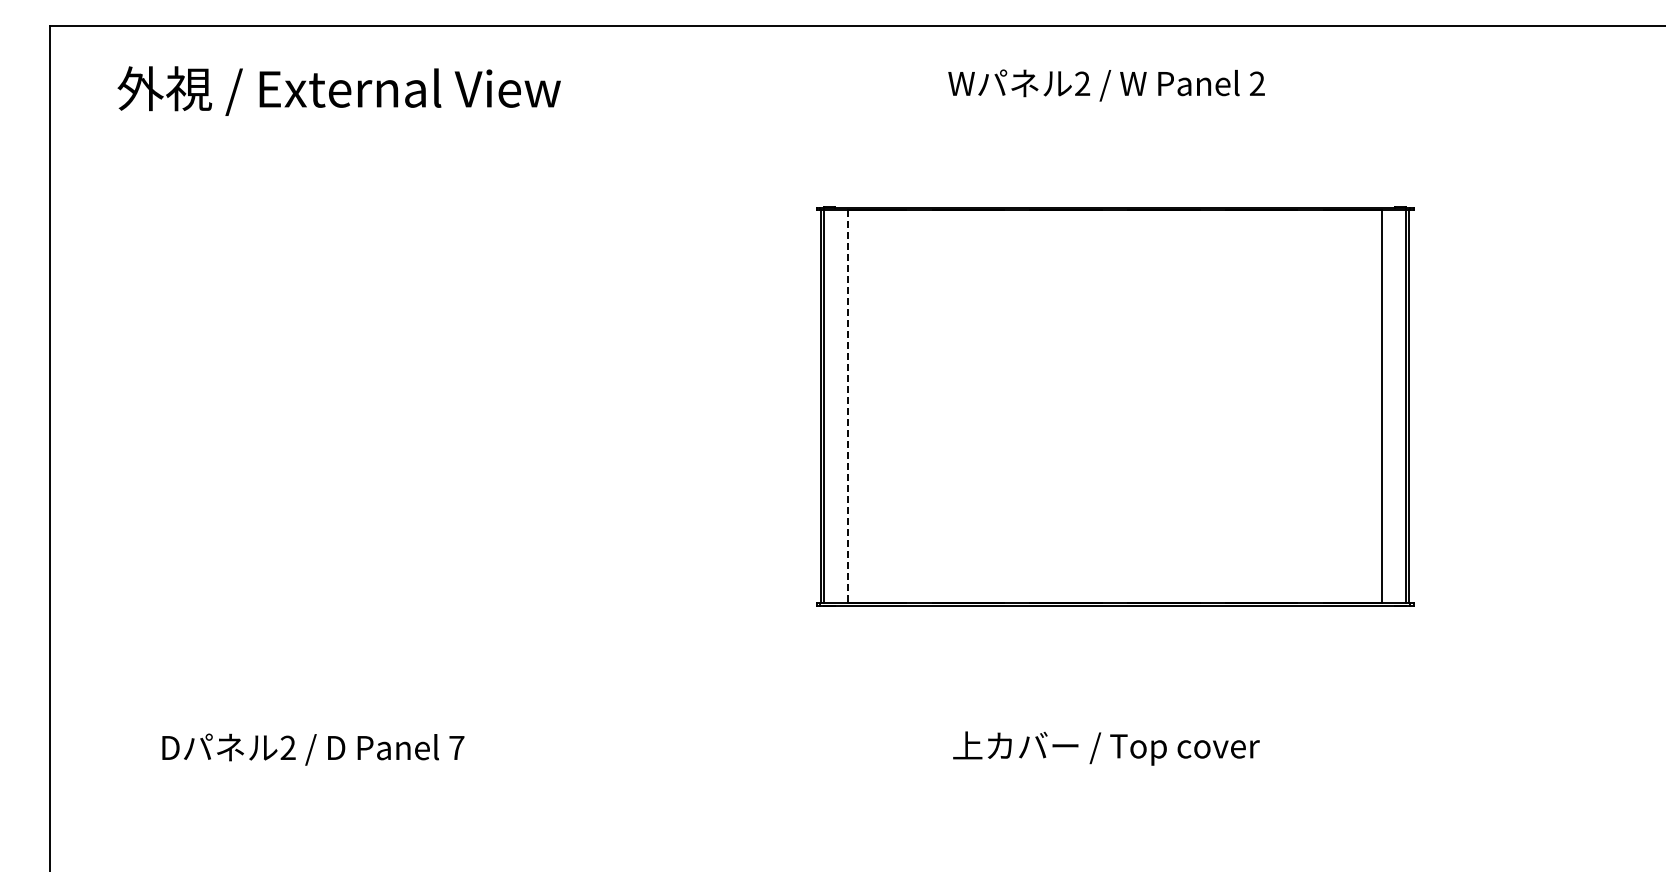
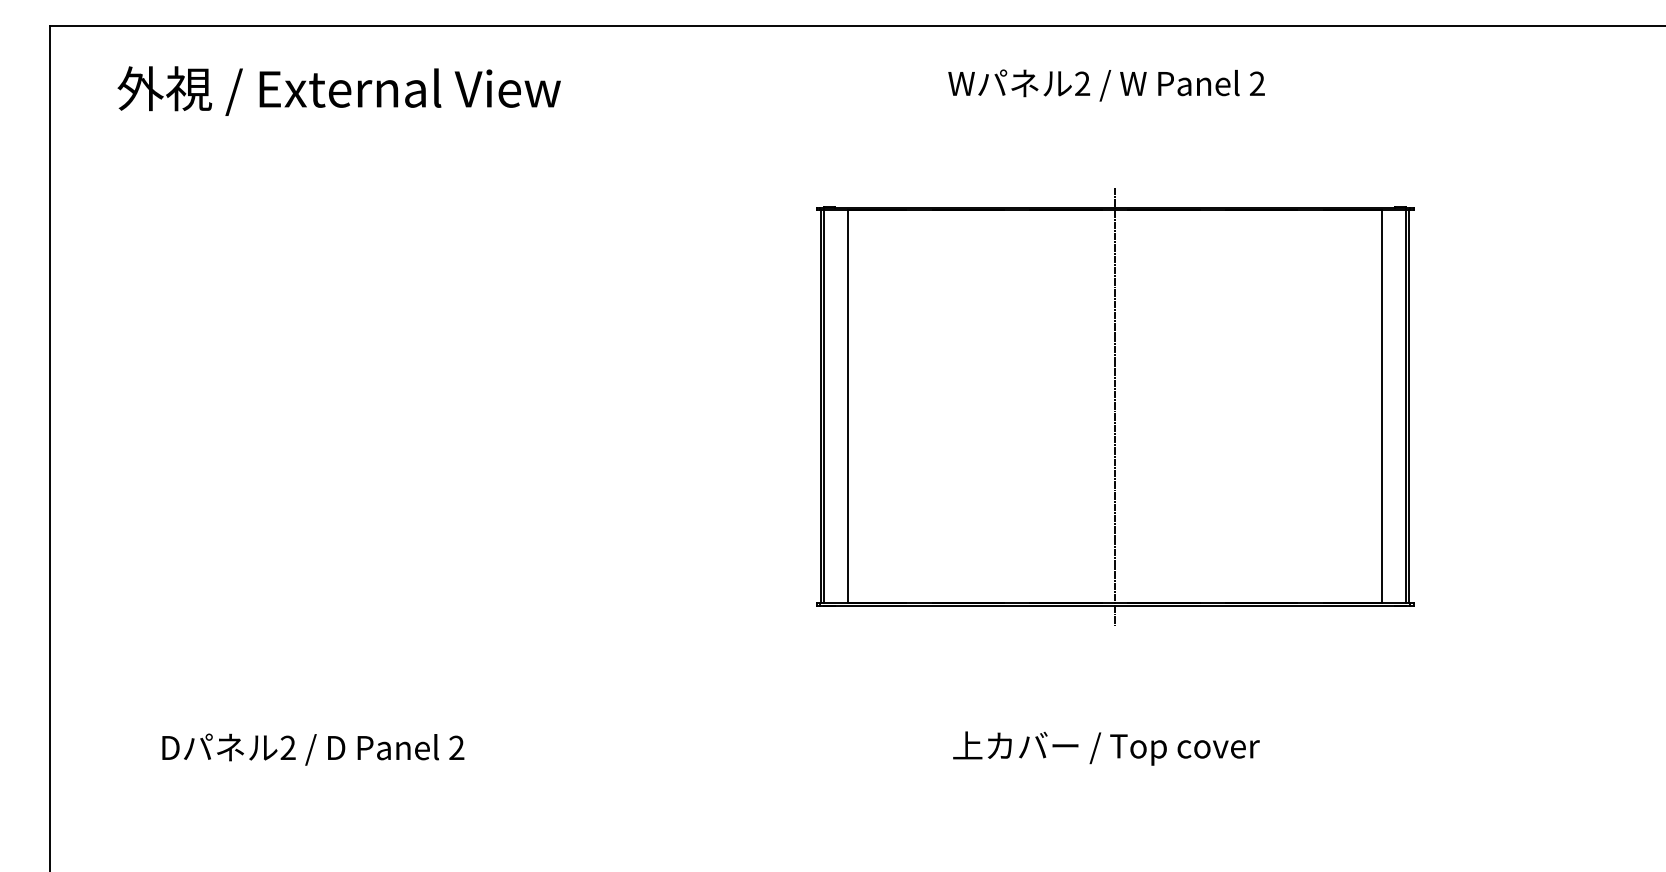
line: none -> present (1115, 406)
line: dashed -> solid (847, 407)
text: 7 -> 2 (456, 747)
